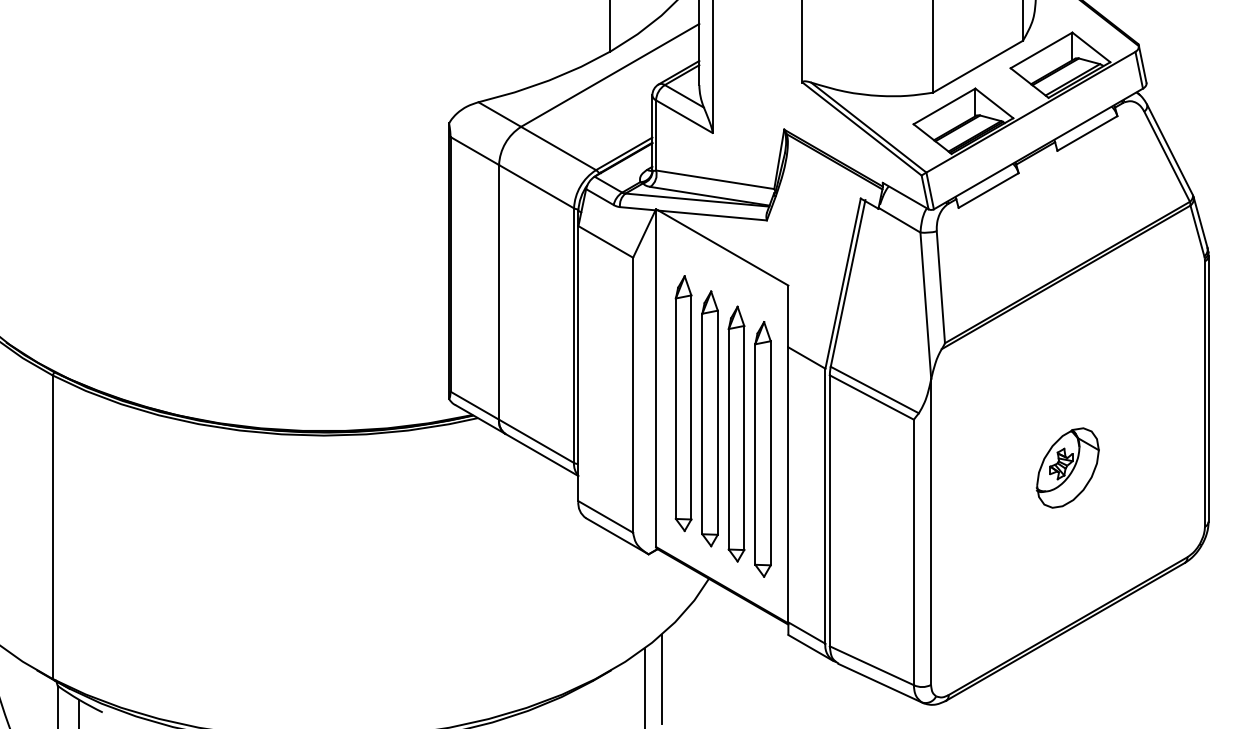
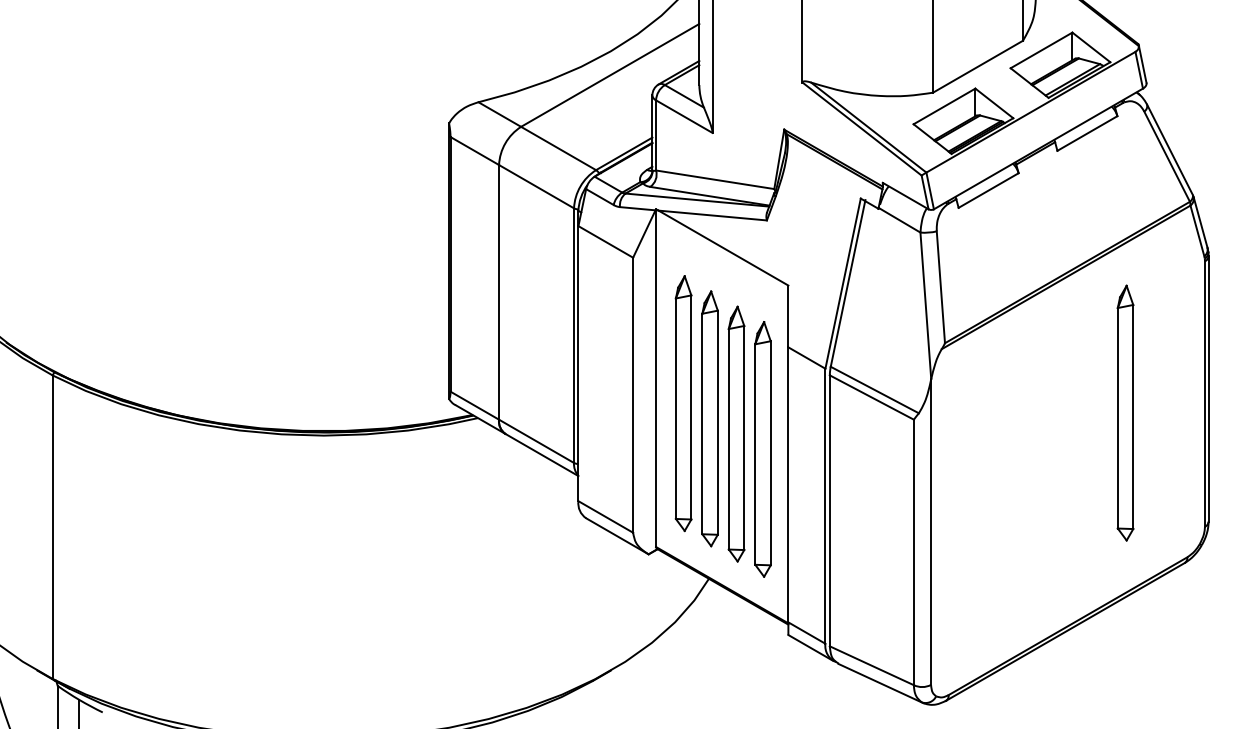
line: present -> none (610, 26)
part: none -> present (1125, 412)
part: present -> none (1067, 467)
line: present -> none (661, 678)
line: present -> none (644, 686)
